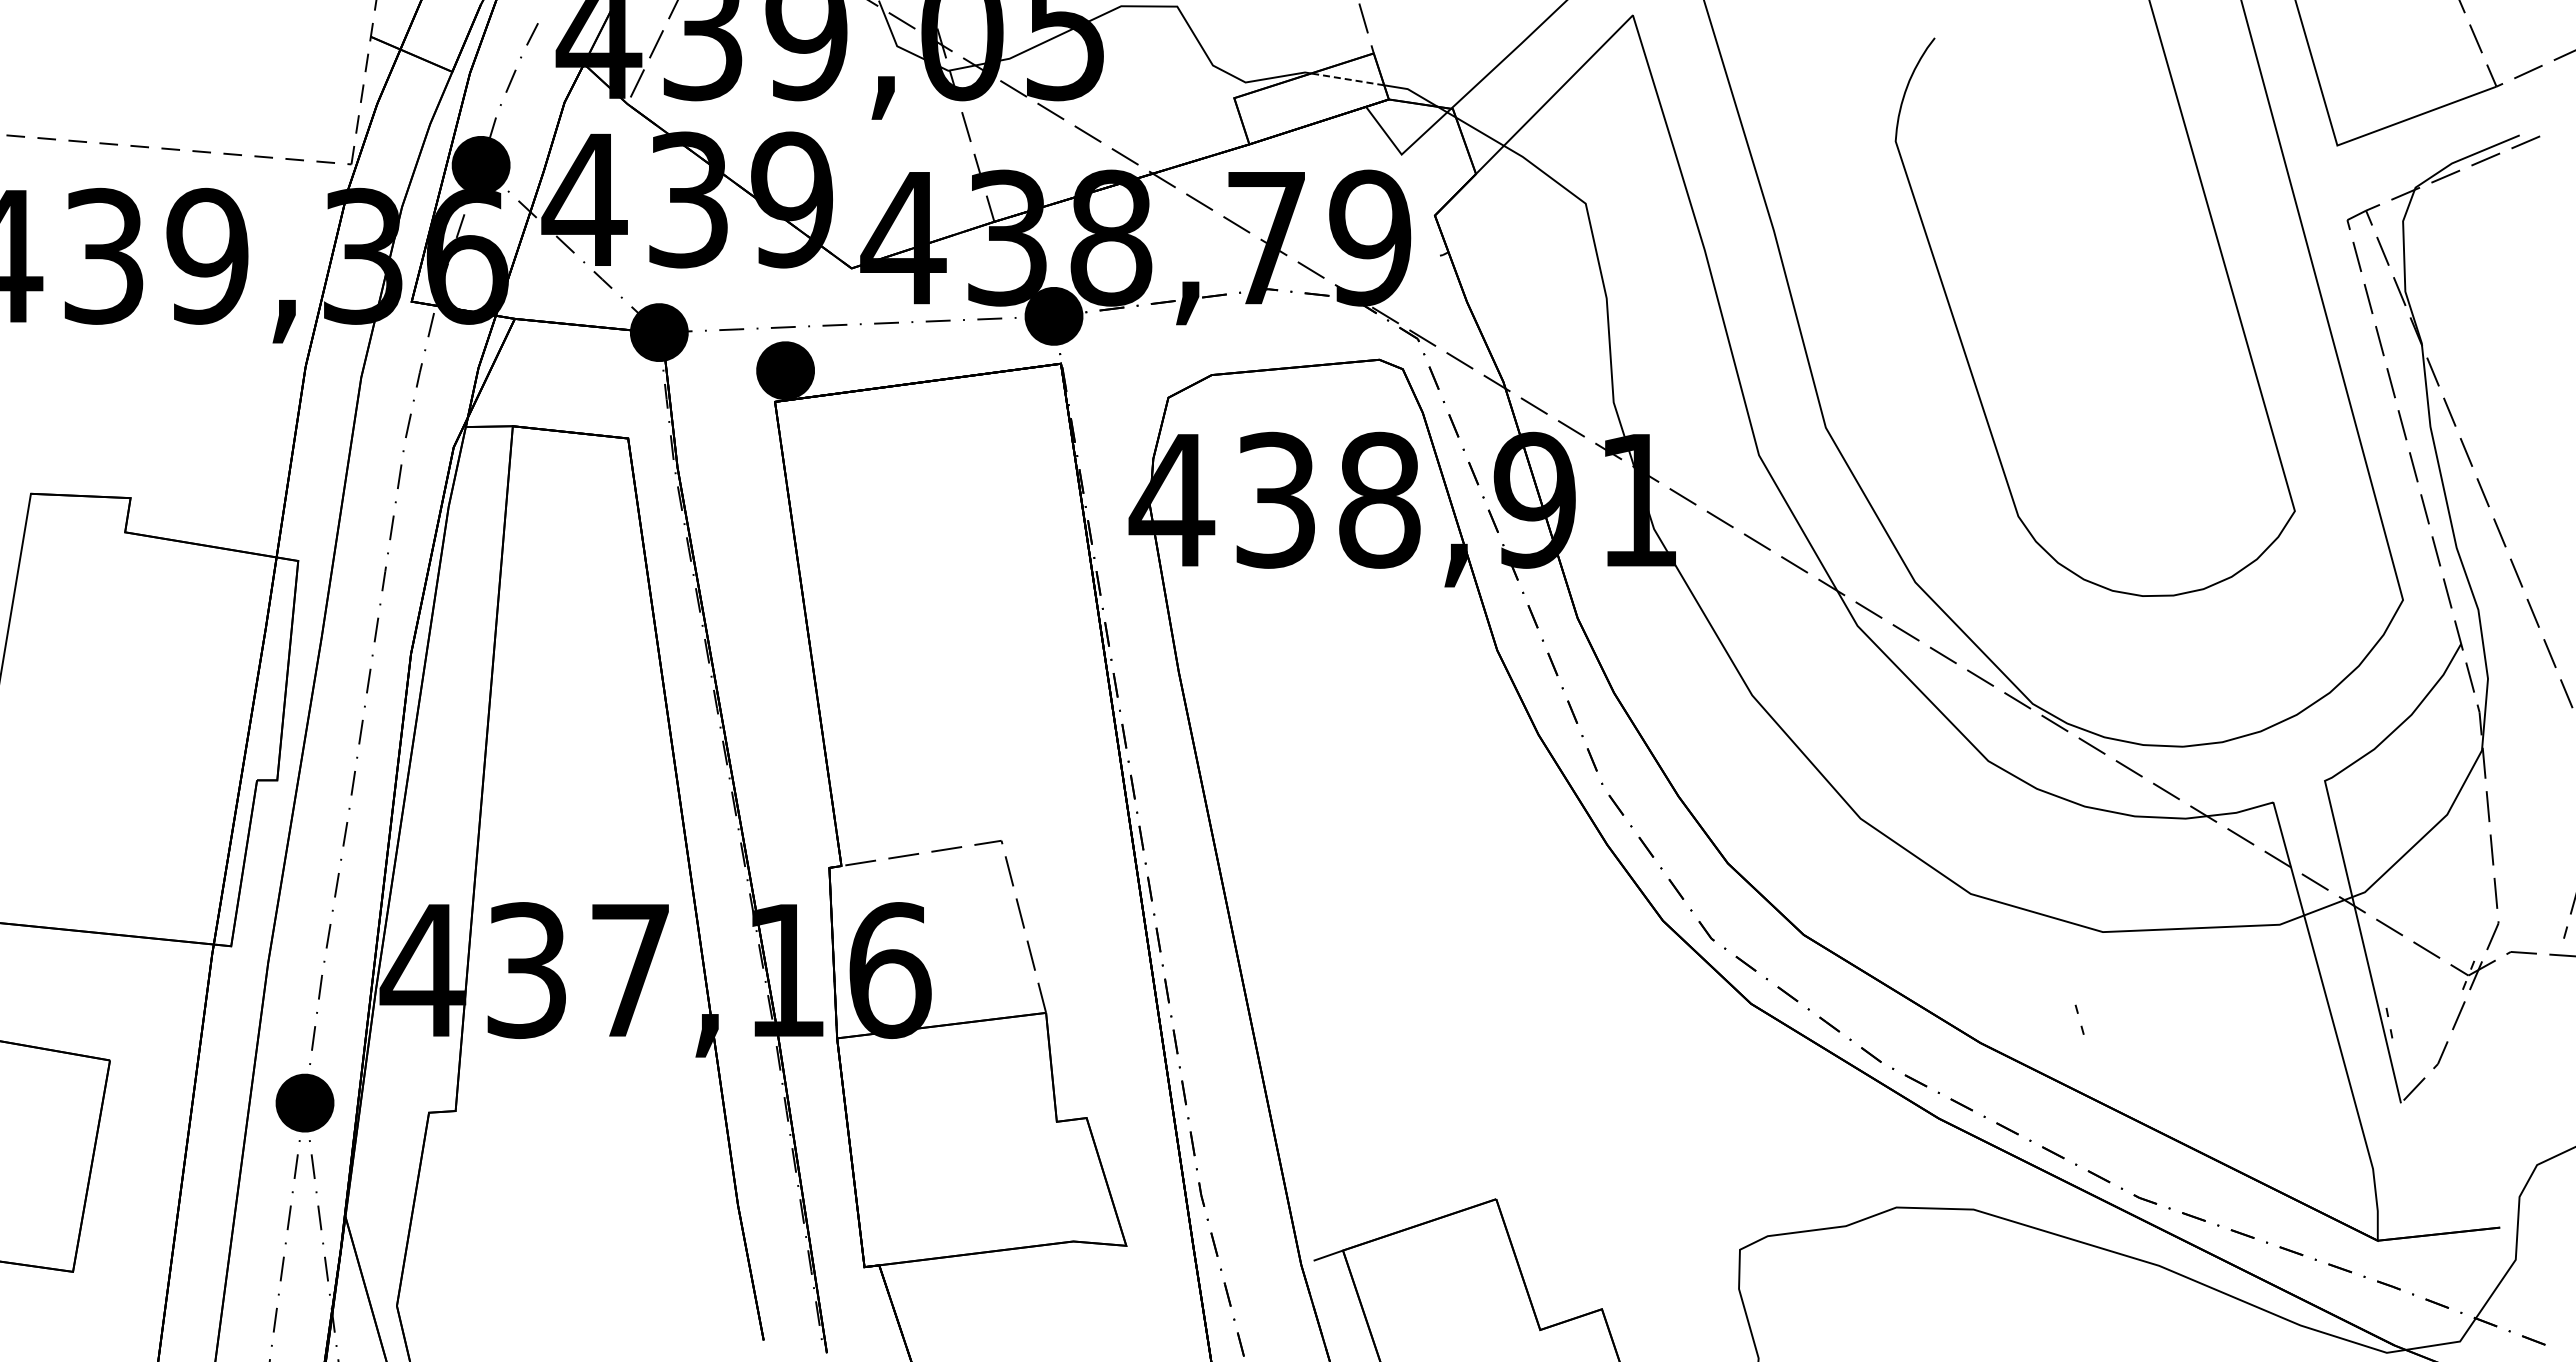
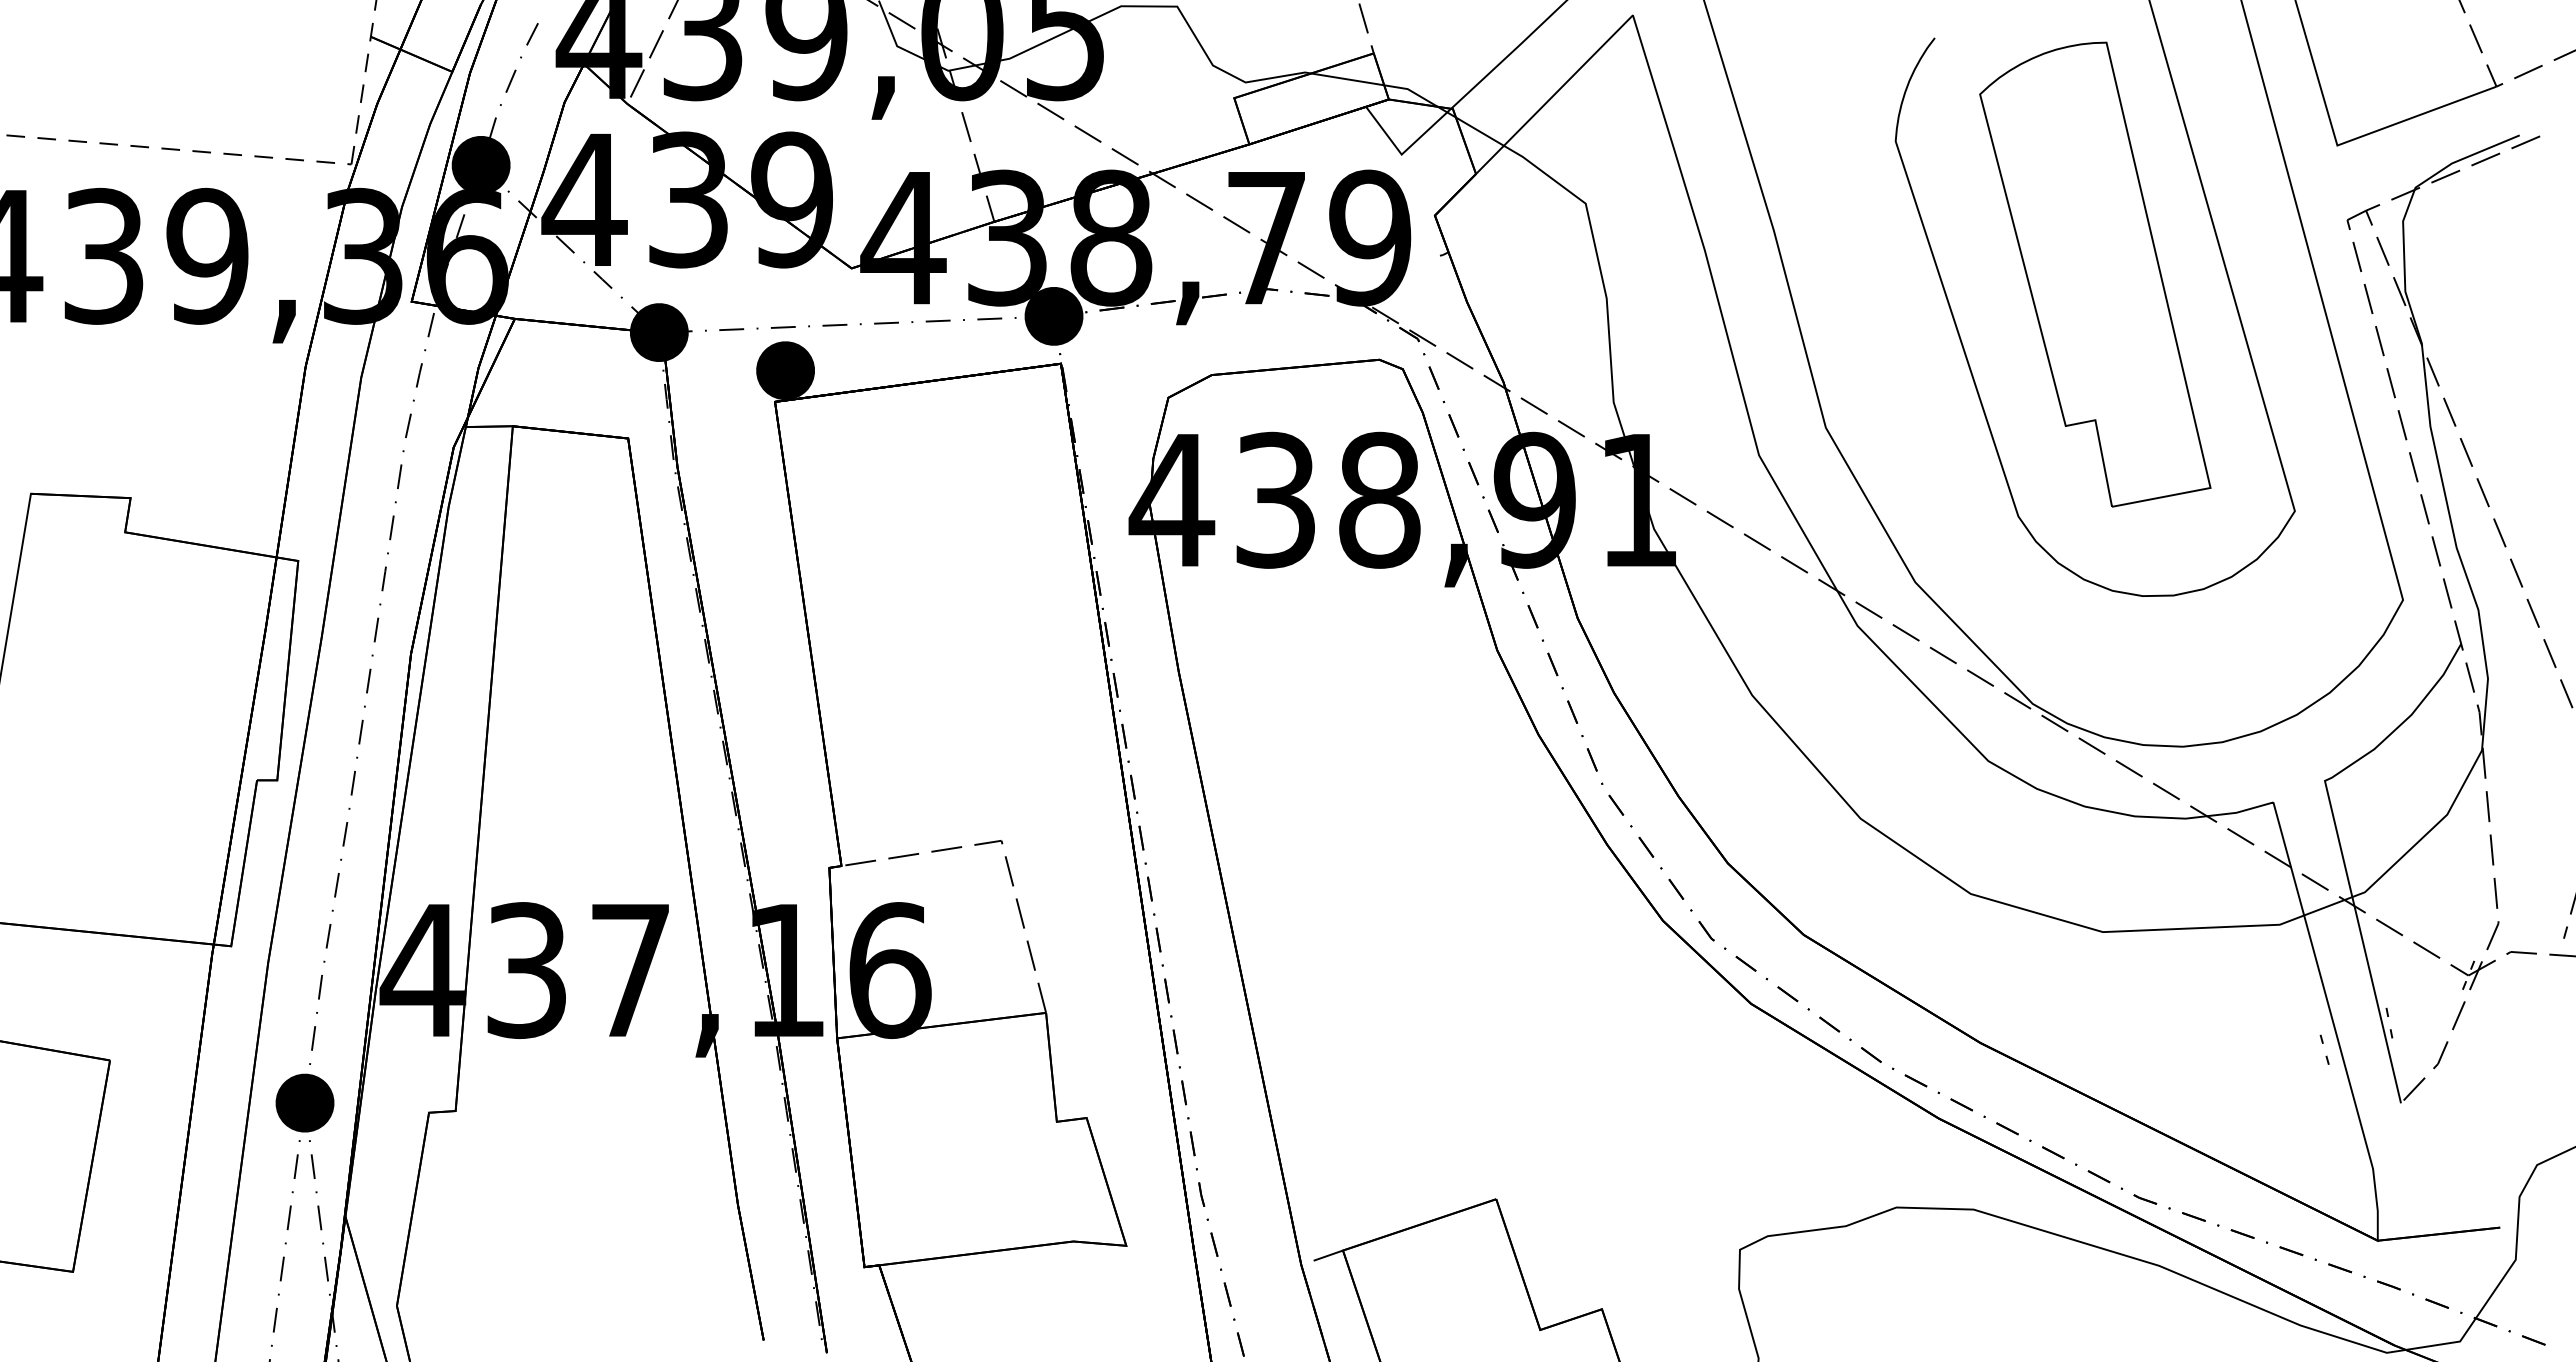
line: dashed -> solid (1347, 79)
part: none -> present (2095, 274)
line position: (2078, 1013) -> (2323, 1043) (2323, 1043)
